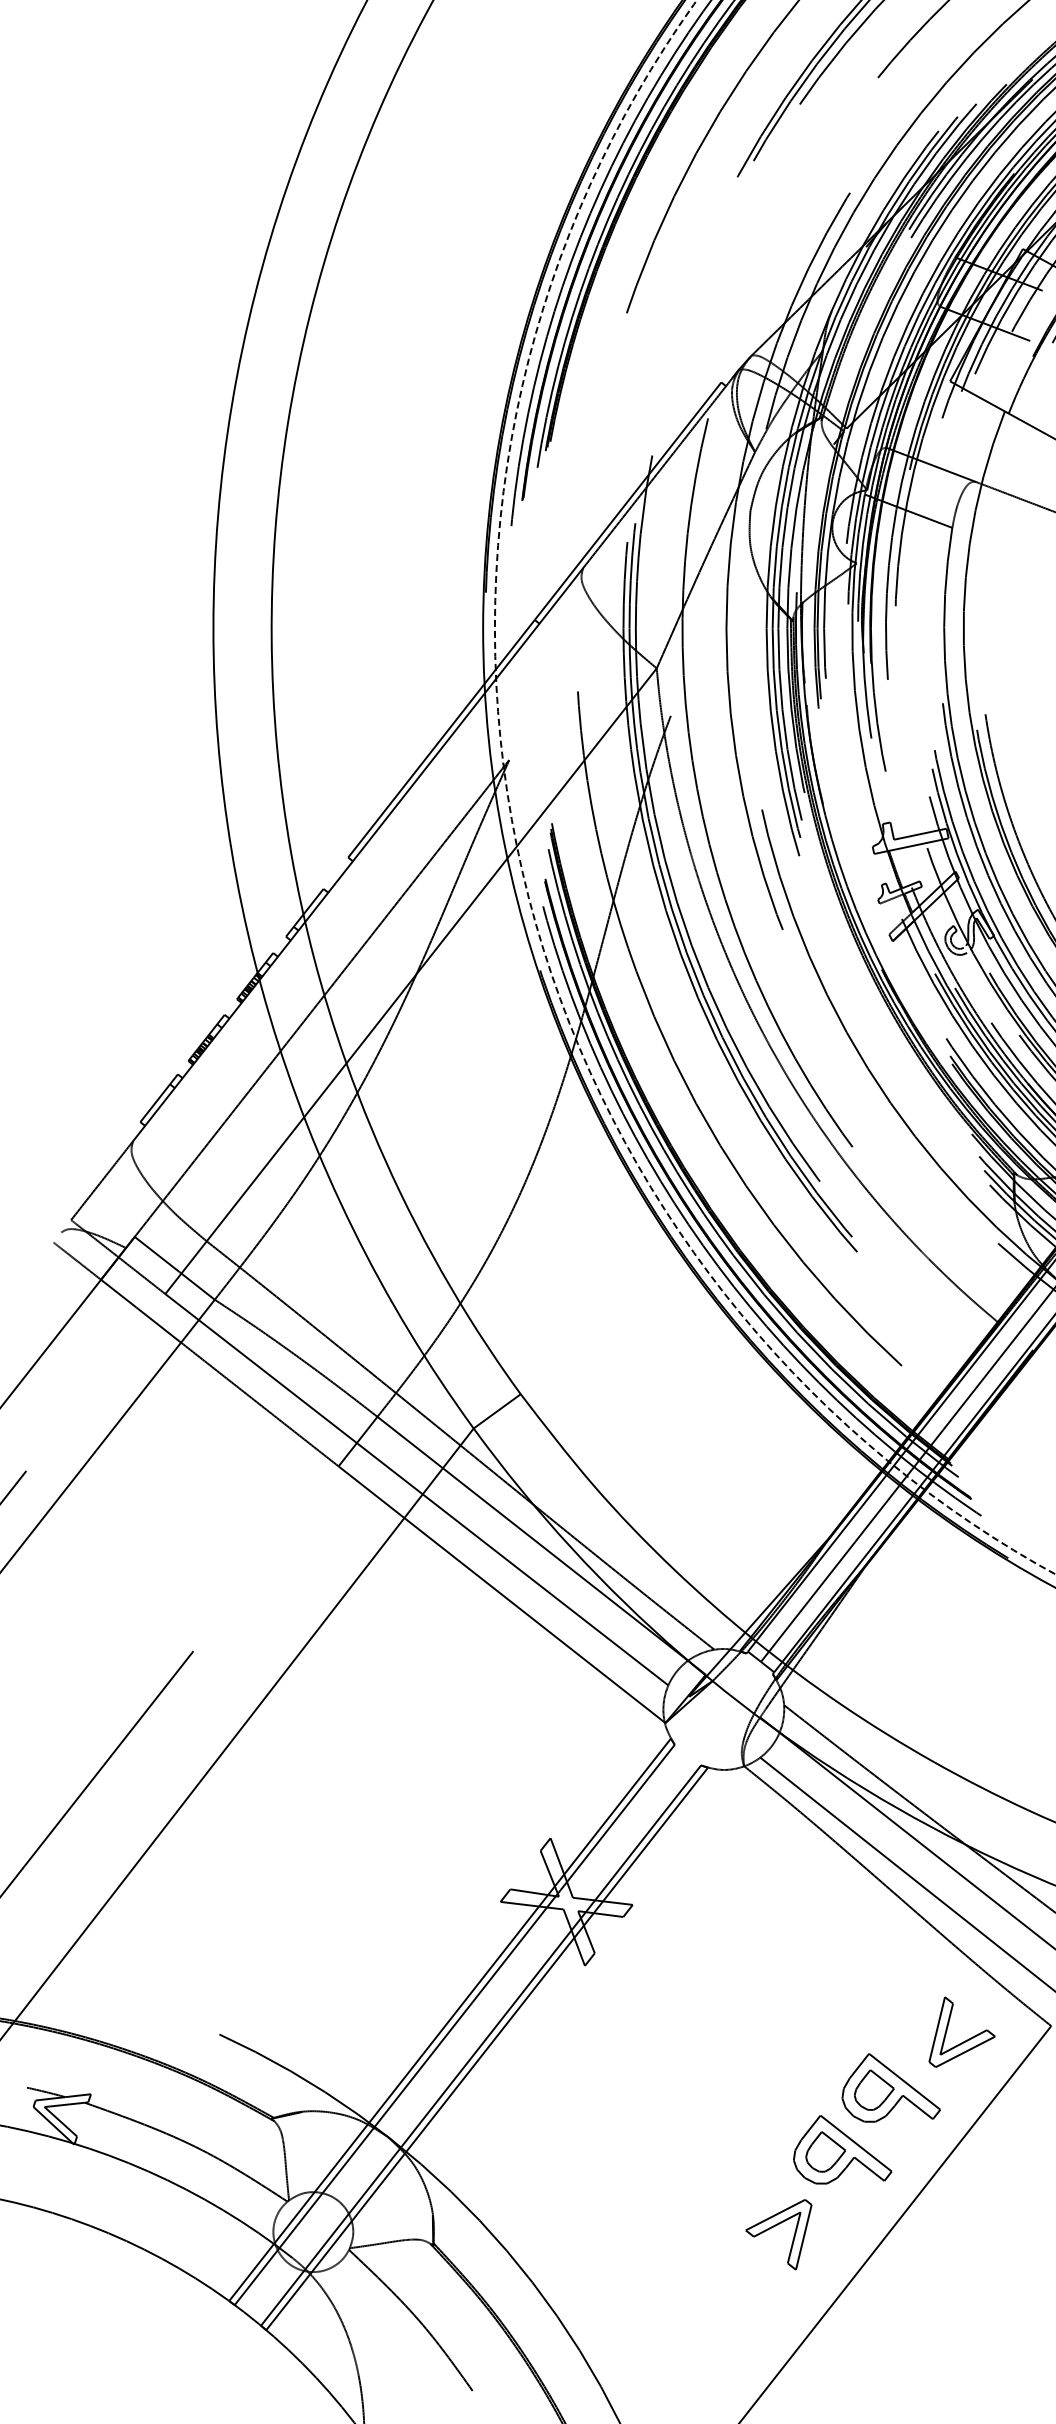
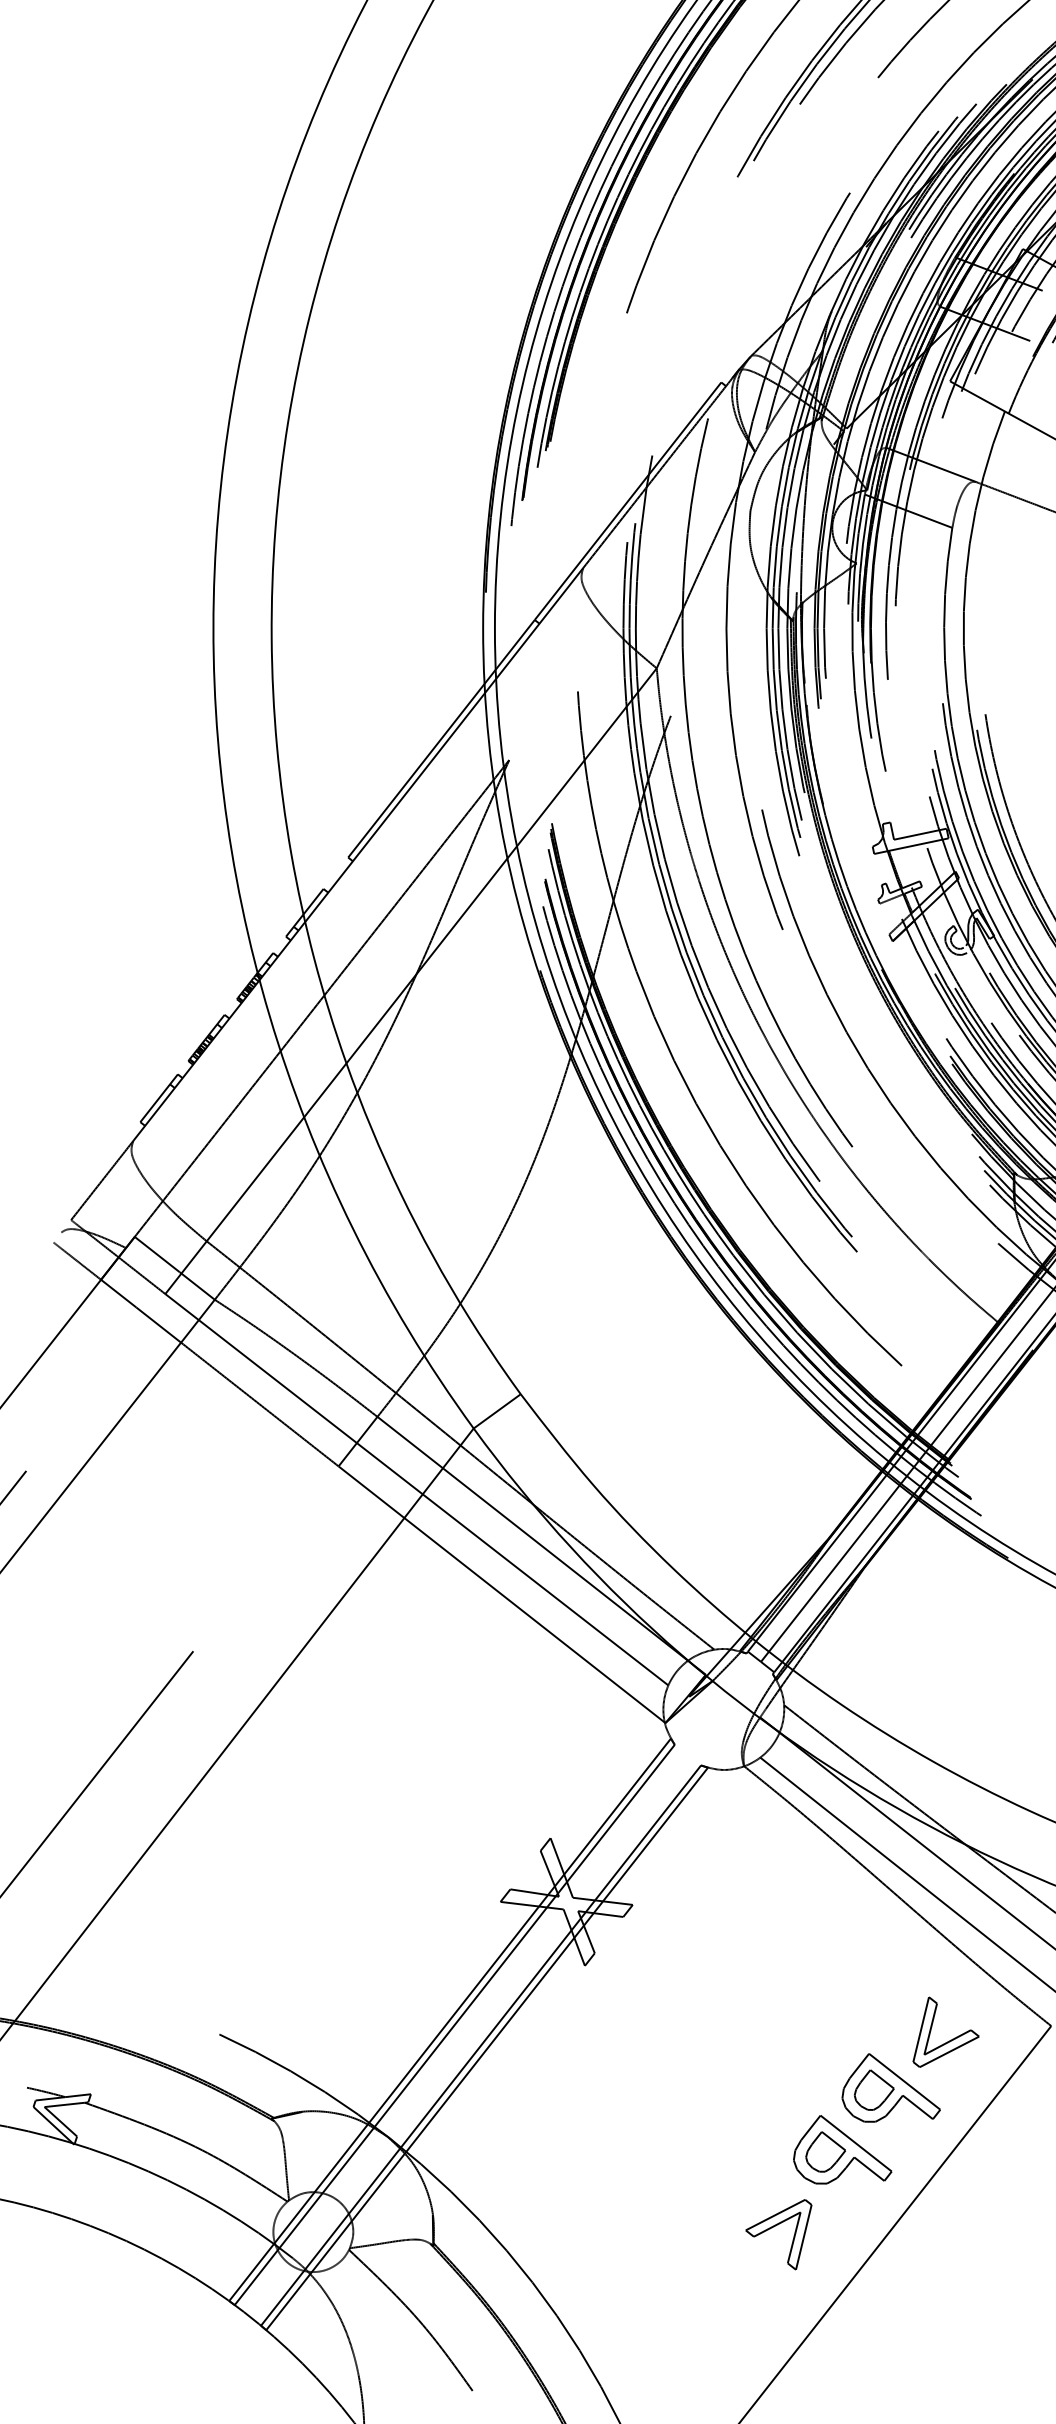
circle: dashed -> solid (774, 787)
part position: (965, 2040) -> (949, 2040) (949, 2040)
